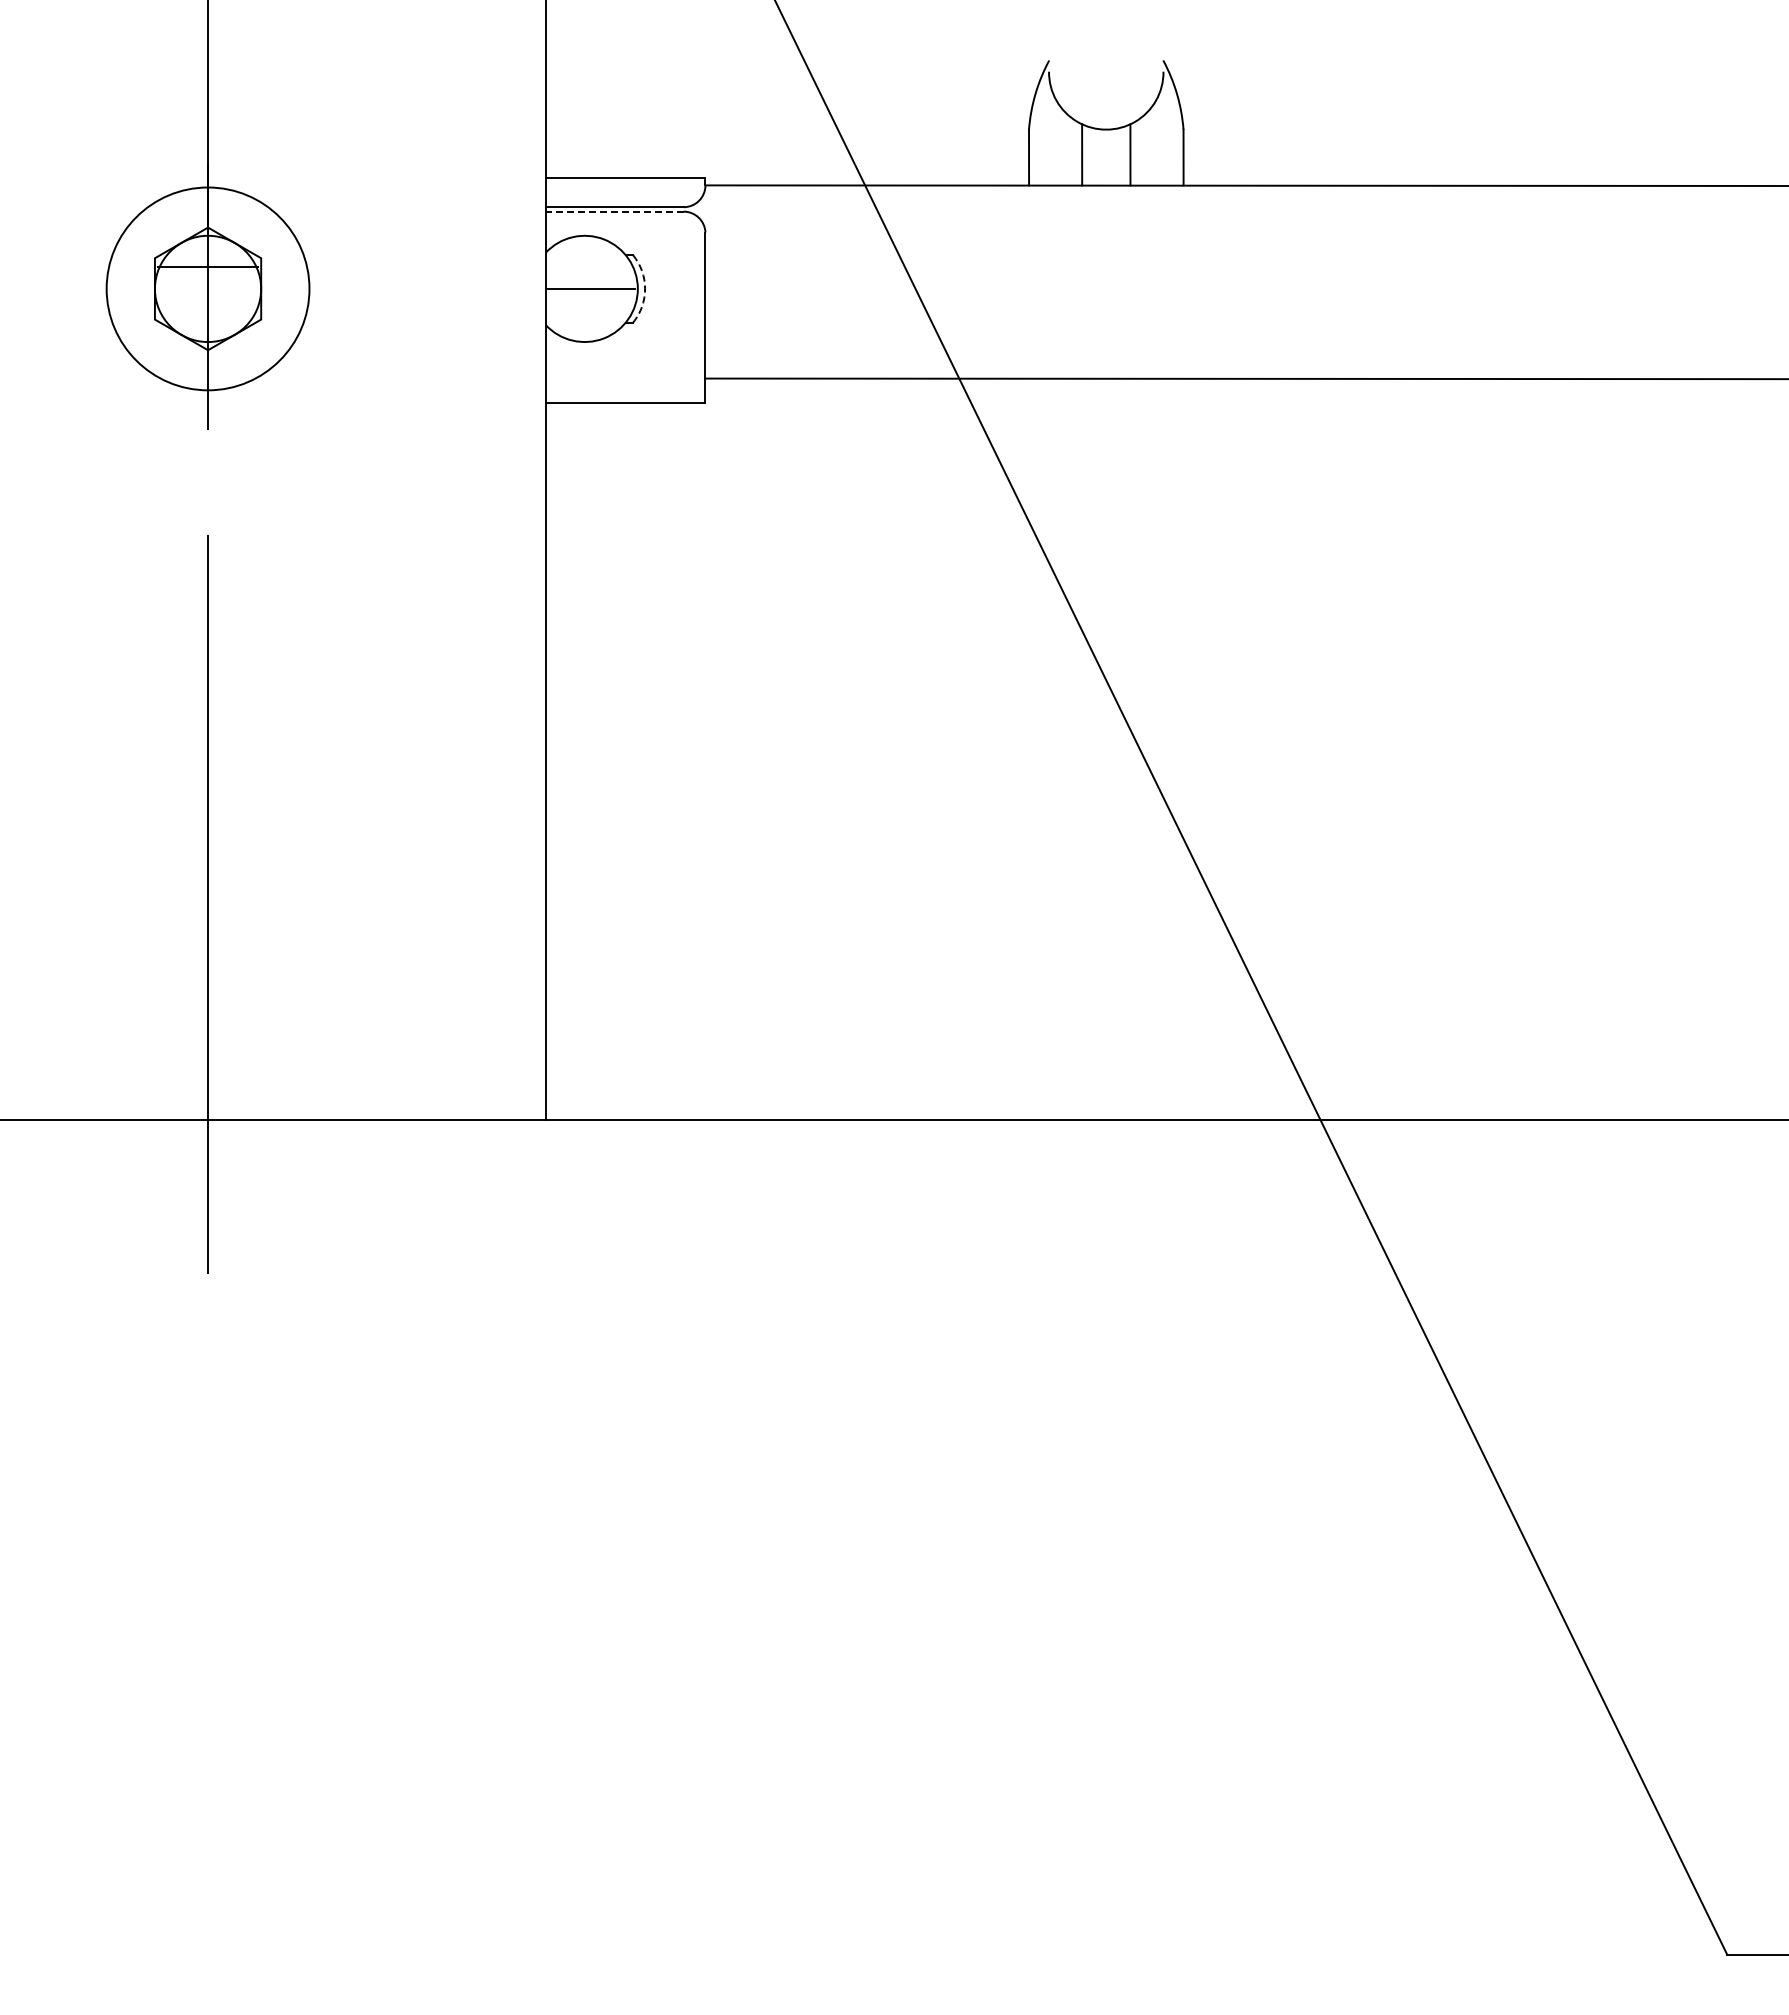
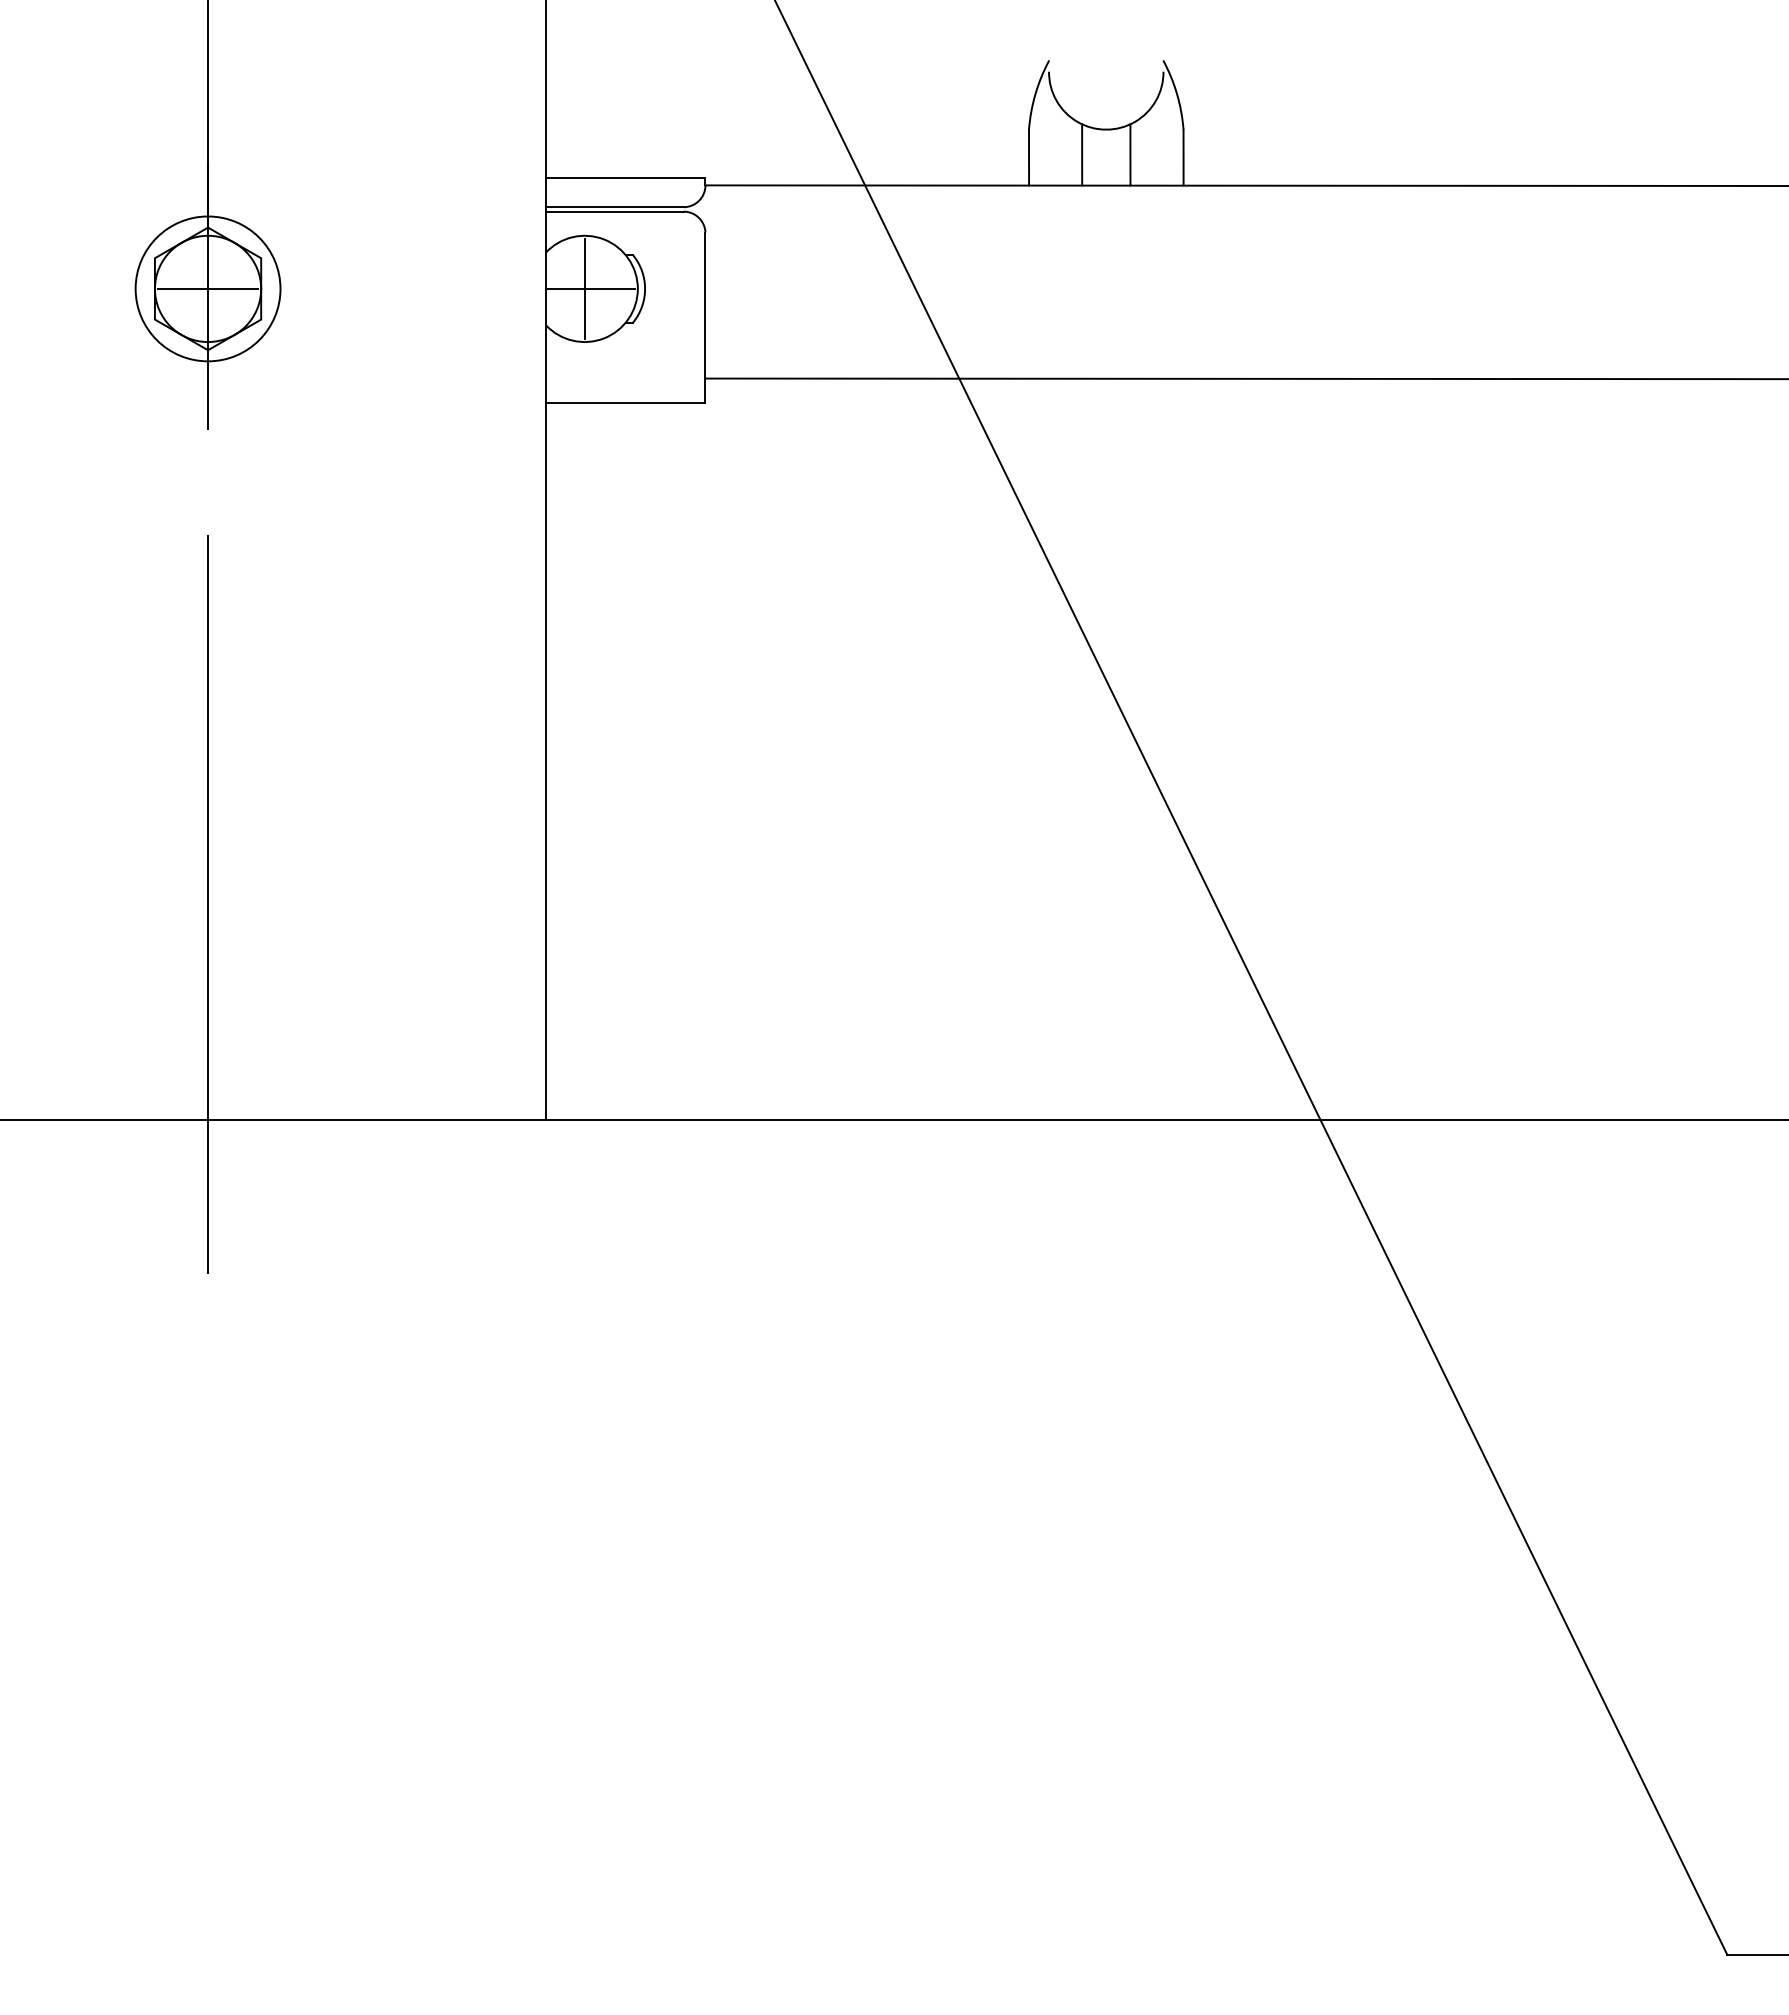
line: dashed -> solid (614, 211)
line position: (208, 266) -> (208, 288) (208, 288)
circle diameter: 203 px -> 145 px (207, 288)
line: none -> present (584, 288)
arc: dashed -> solid (645, 288)
